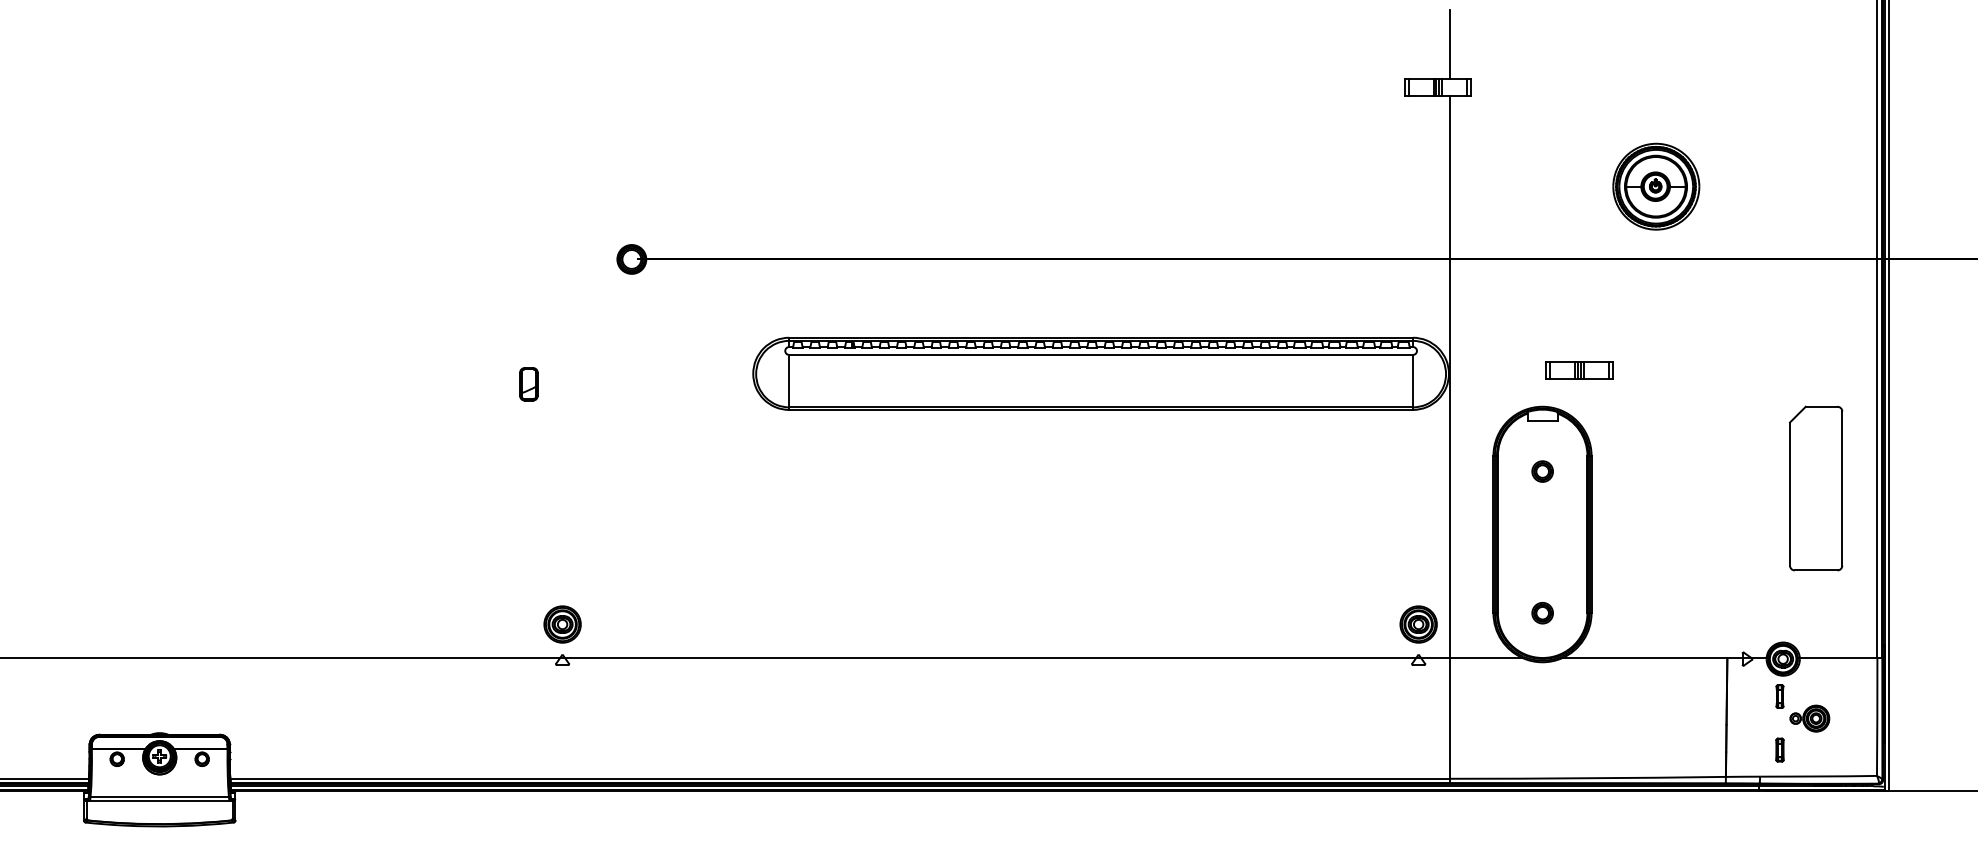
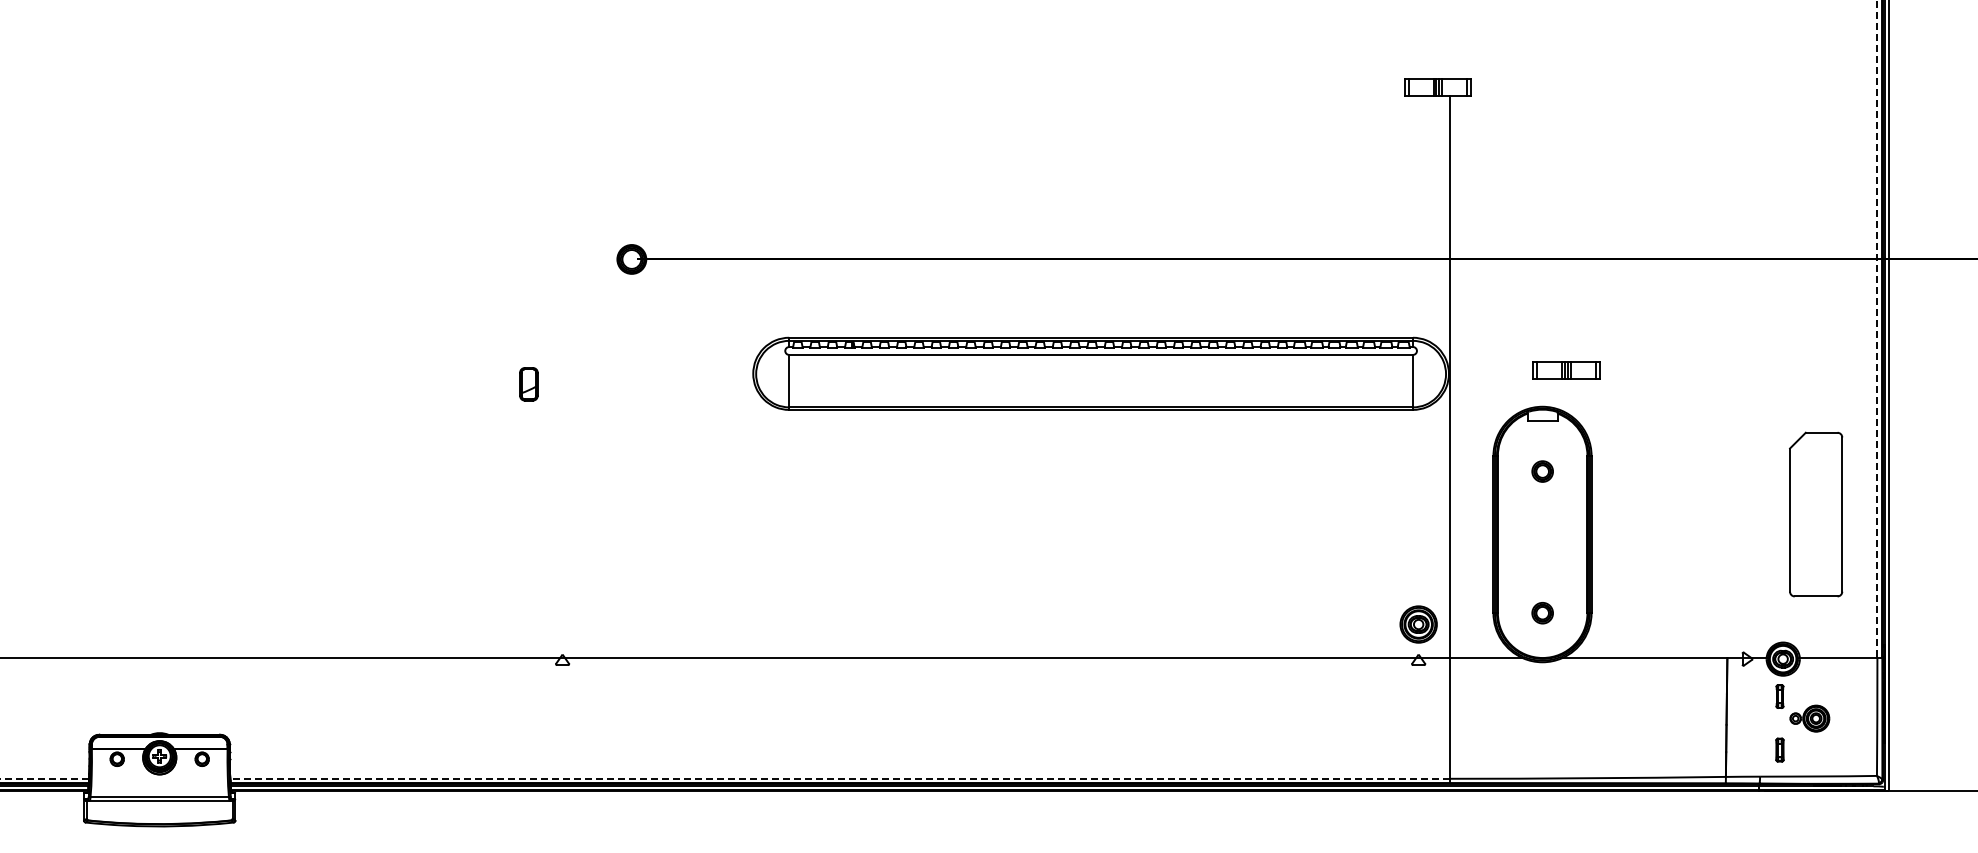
line: present -> none (1450, 43)
part: present -> none (1656, 186)
line: solid -> dashed (1877, 329)
part position: (1579, 370) -> (1566, 370) (1566, 370)
part position: (1816, 488) -> (1816, 514) (1816, 514)
part: present -> none (562, 624)
line: solid -> dashed (44, 778)
line: solid -> dashed (840, 778)
